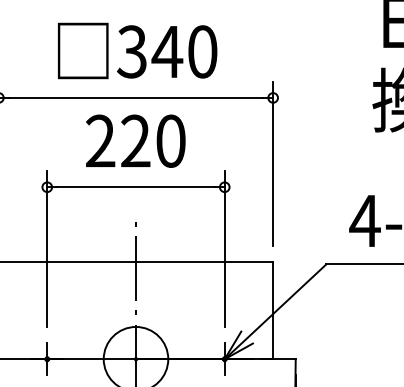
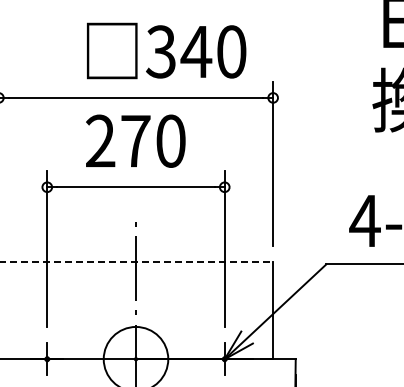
text position: (137, 50) -> (166, 50) (166, 50)
text: 220 -> 270 (135, 140)
line: solid -> dashed (137, 262)
